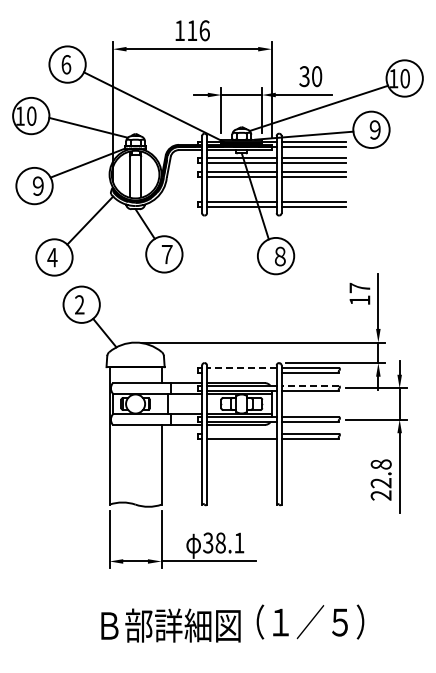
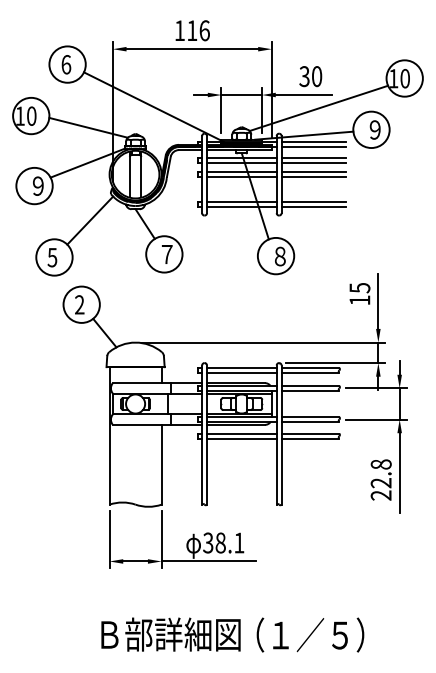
text: 4 -> 5 (52, 257)
text: 17 -> 15 (359, 287)
line: dashed -> solid (241, 367)
line: none -> present (241, 372)
line: dashed -> solid (310, 386)
line: none -> present (241, 433)
text position: (310, 621) -> (310, 634) (310, 634)
text position: (170, 625) -> (170, 634) (170, 634)
